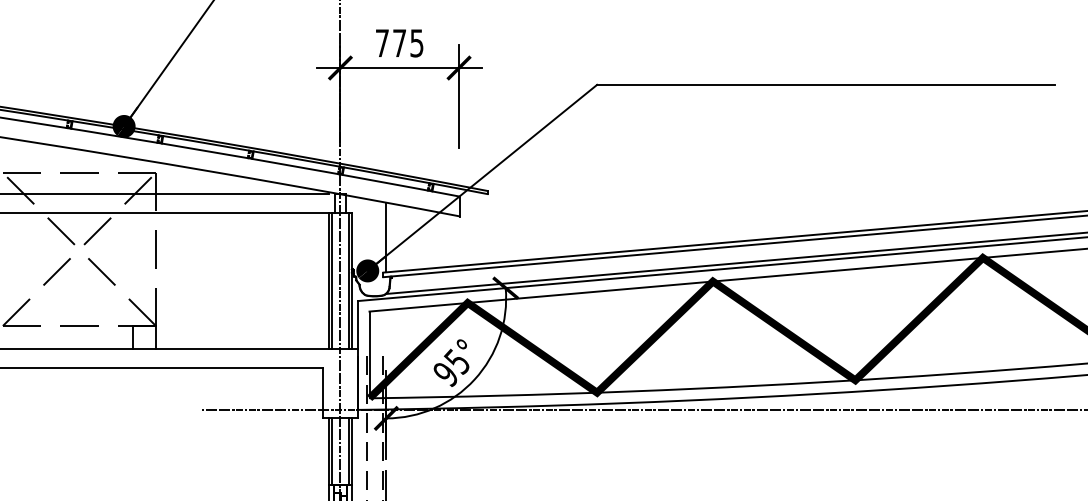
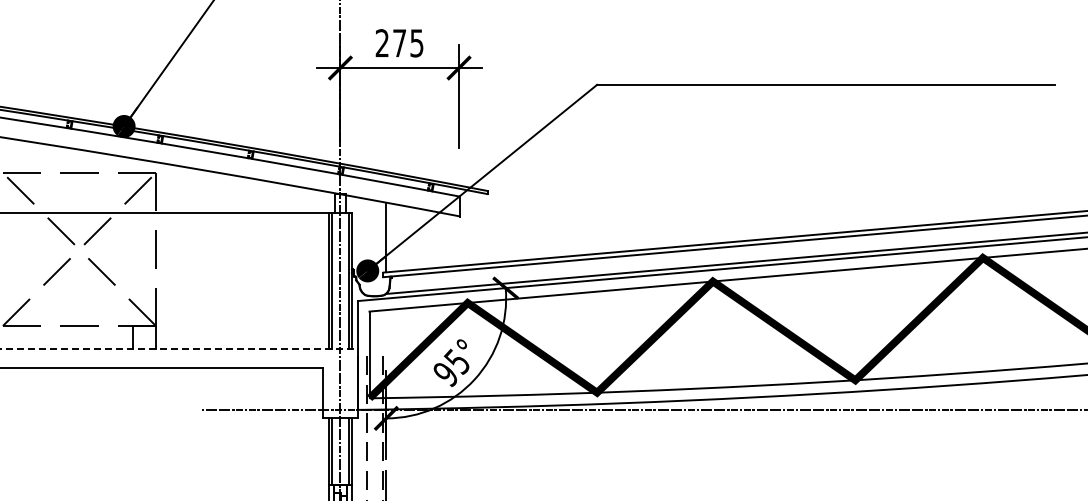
text: 775 -> 275 (381, 42)
line: present -> none (165, 194)
line: solid -> dashed (179, 348)
